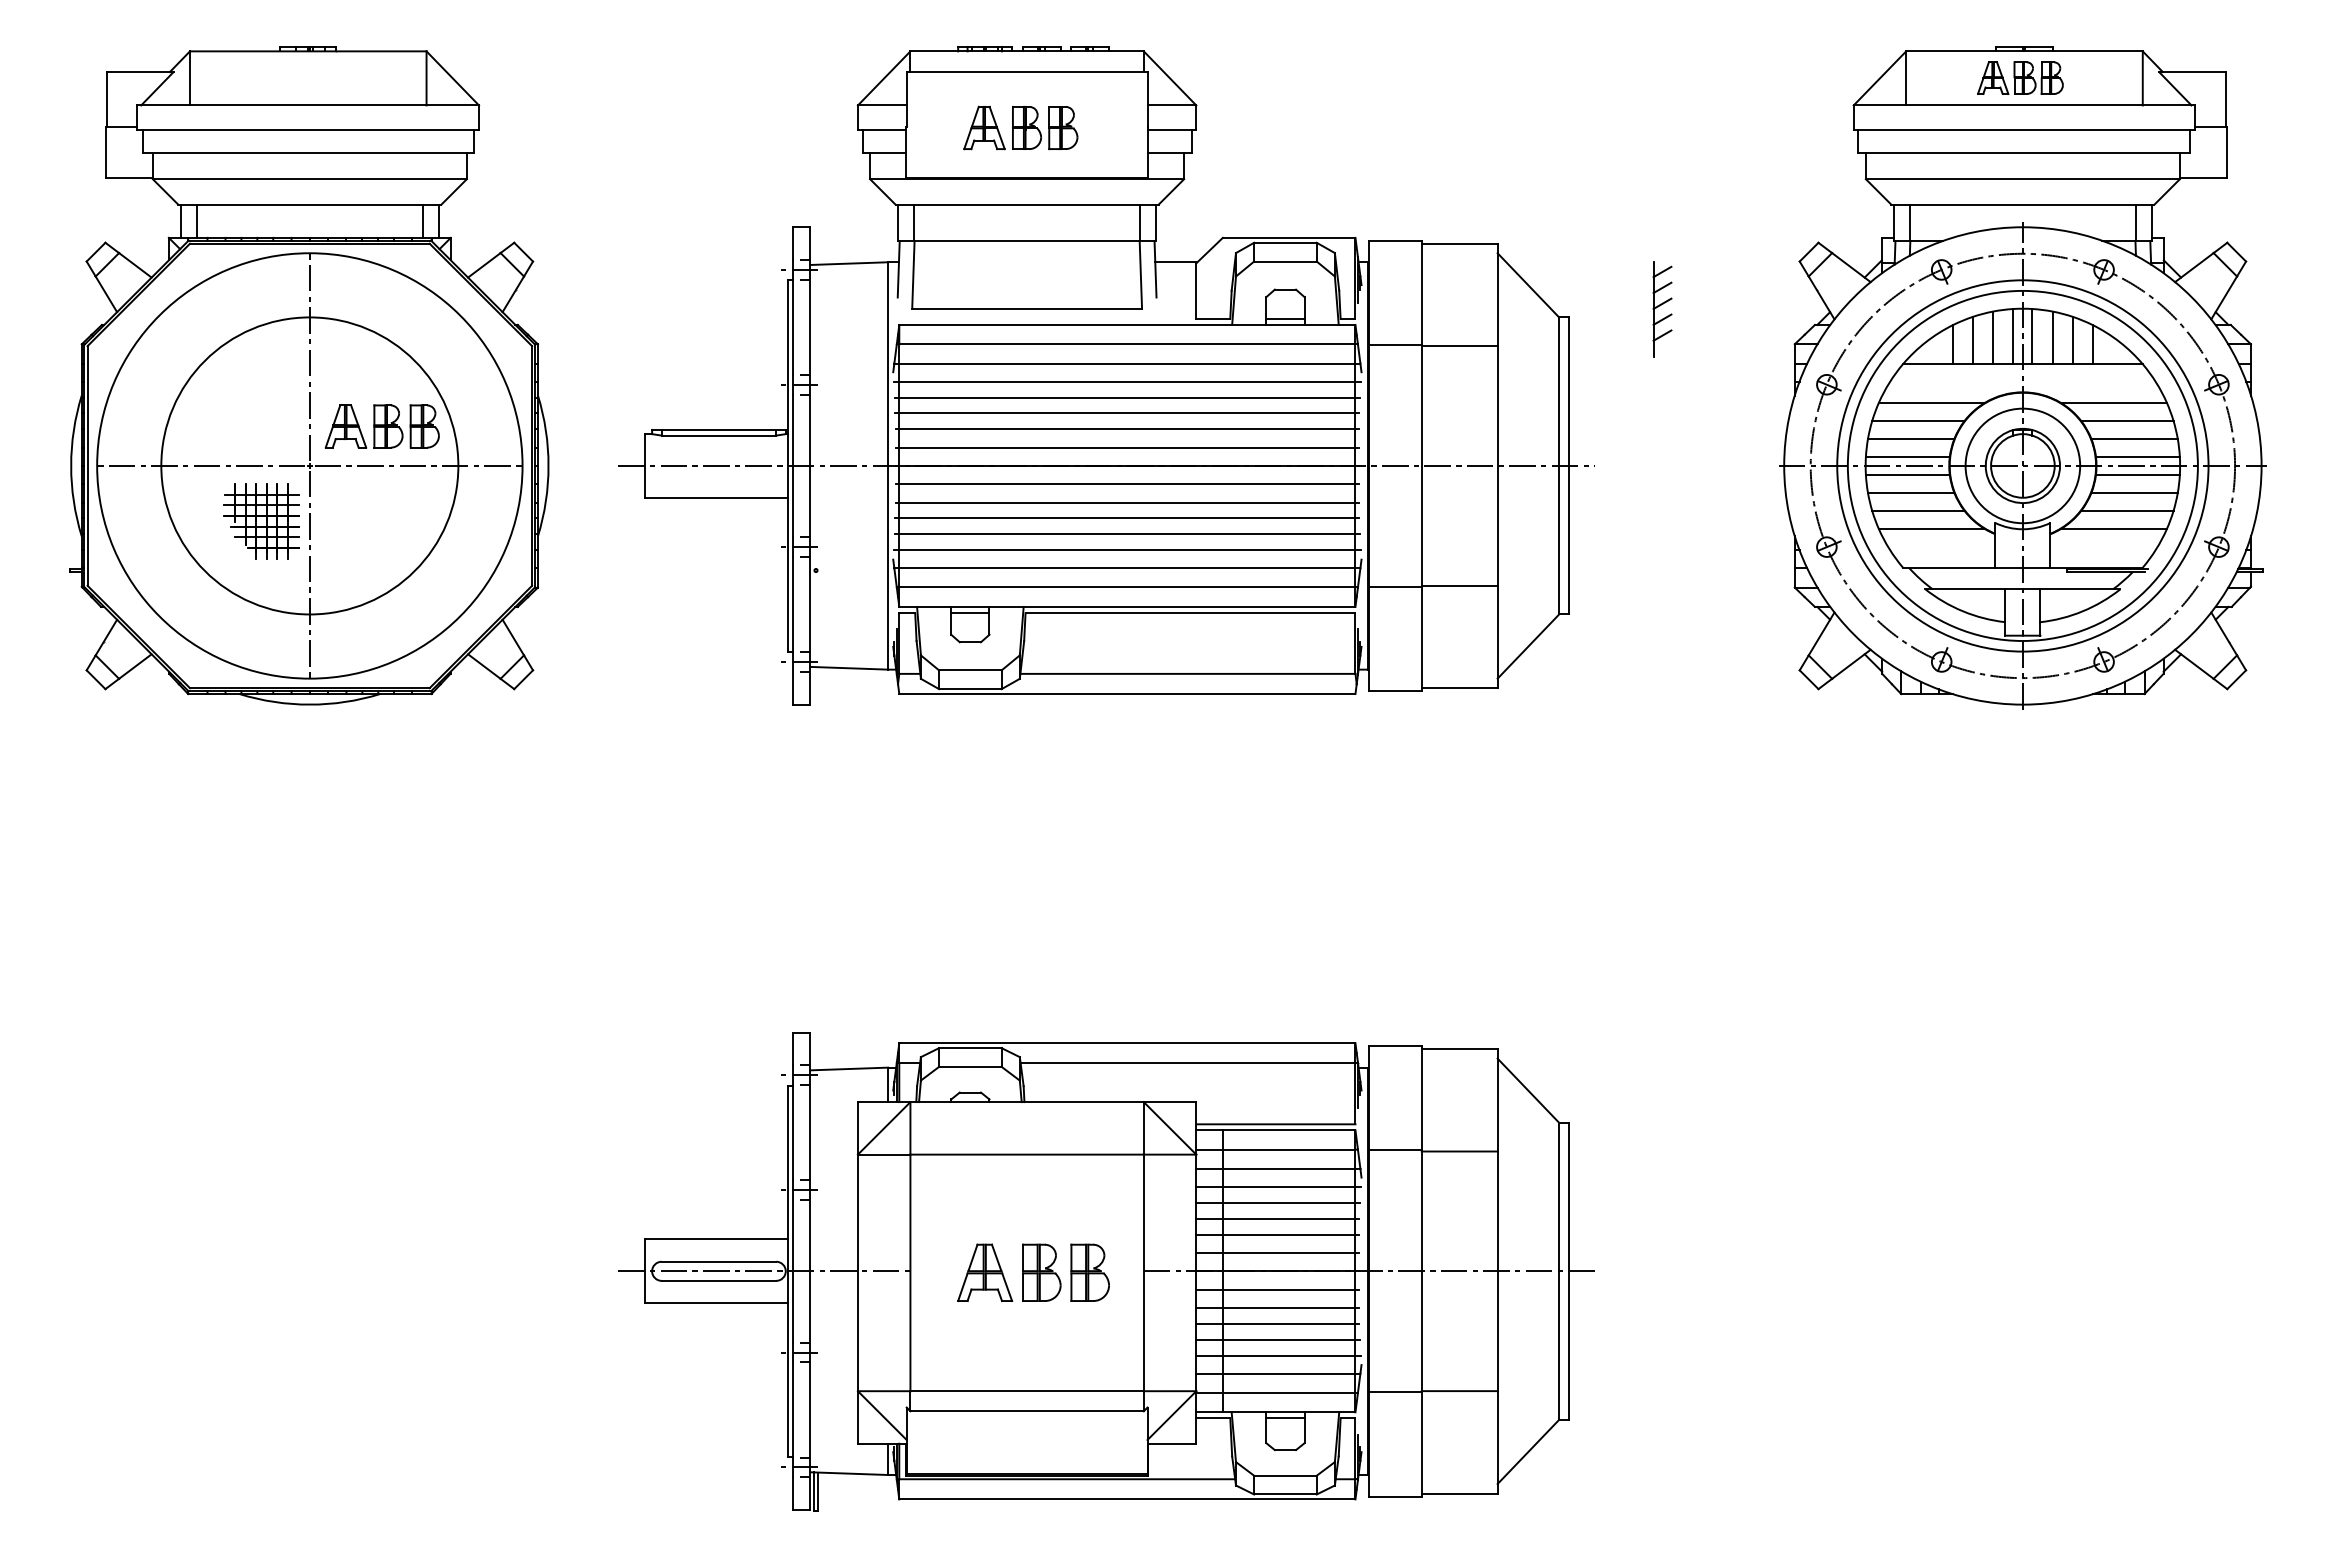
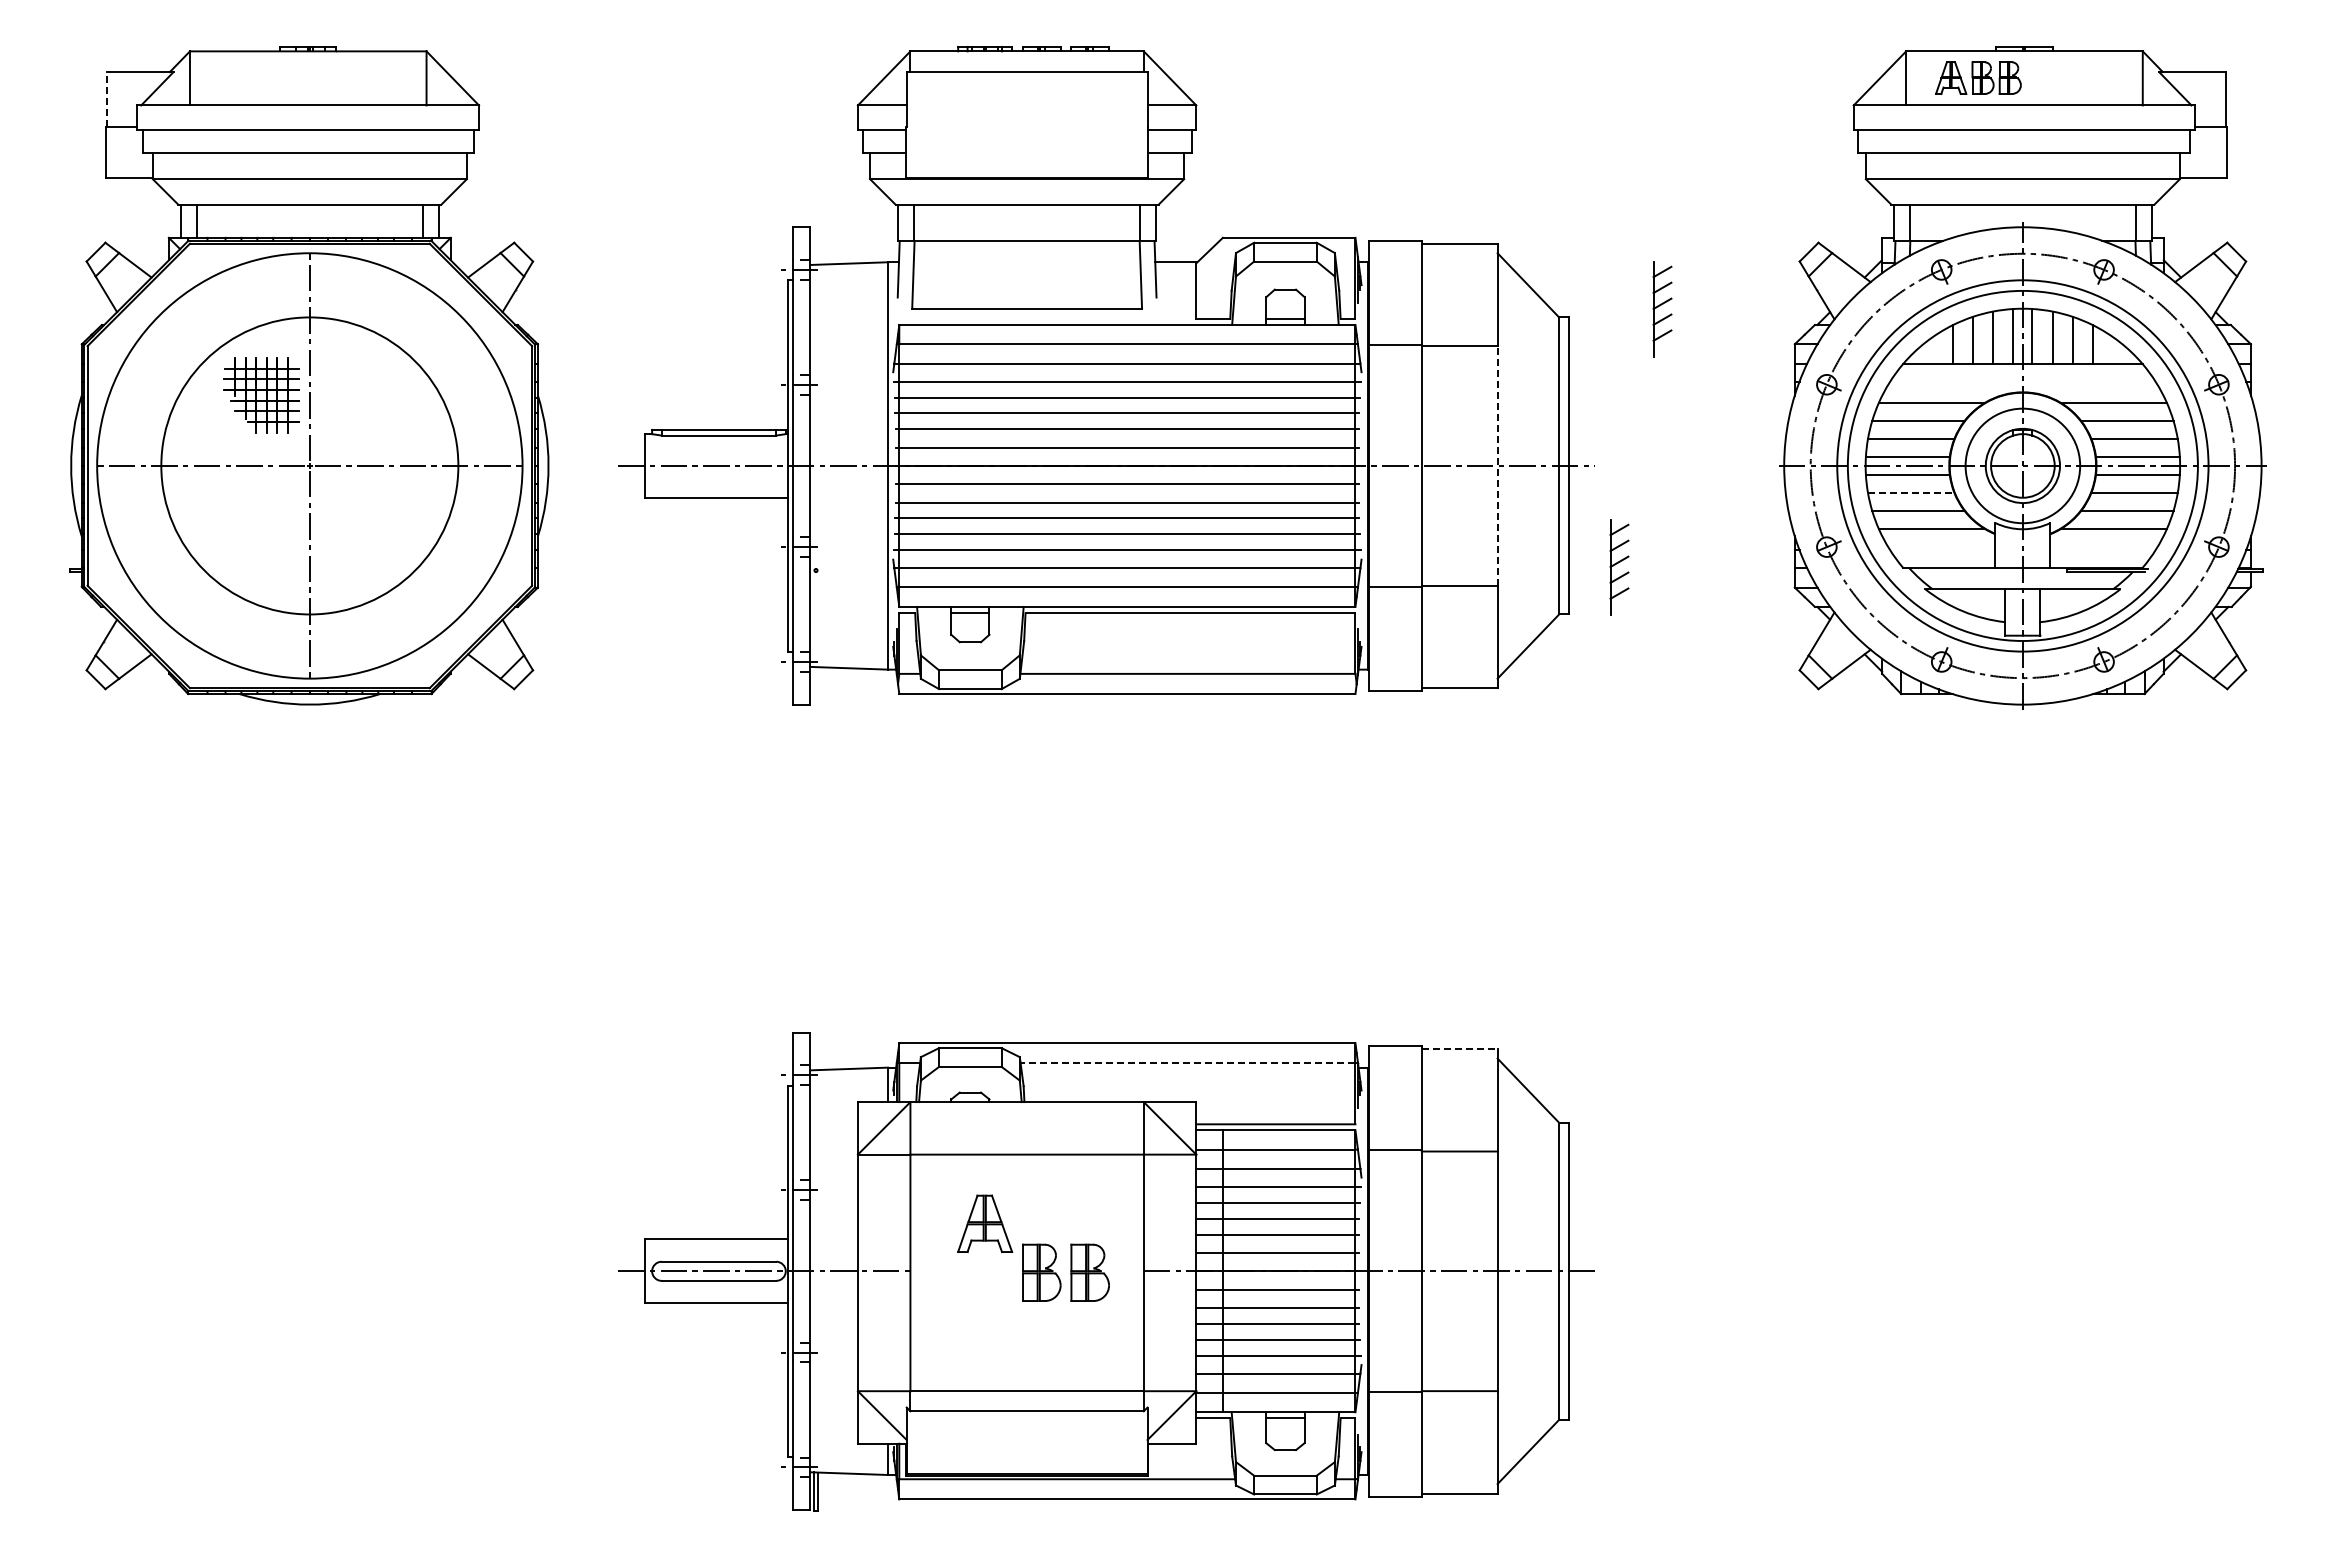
part position: (2020, 77) -> (1978, 77) (1978, 77)
line: solid -> dashed (106, 98)
part: present -> none (1020, 127)
part: present -> none (381, 426)
line: solid -> dashed (1497, 465)
line: solid -> dashed (1911, 493)
part position: (261, 521) -> (261, 395) (261, 395)
part: none -> present (1619, 567)
line: solid -> dashed (1459, 1049)
line: solid -> dashed (1187, 1063)
part position: (985, 1272) -> (985, 1223) (985, 1223)
